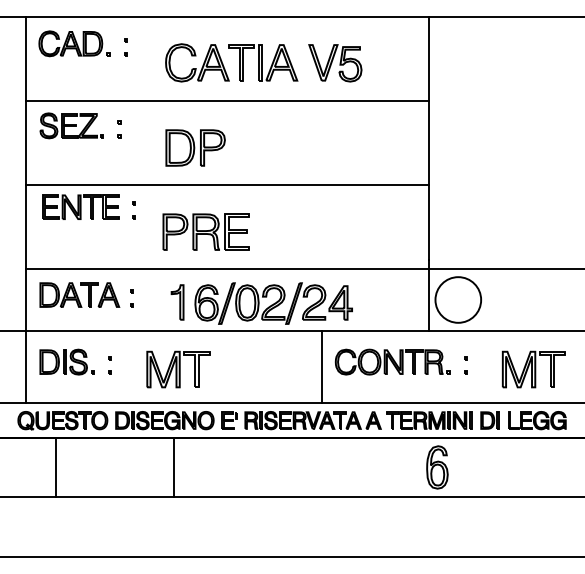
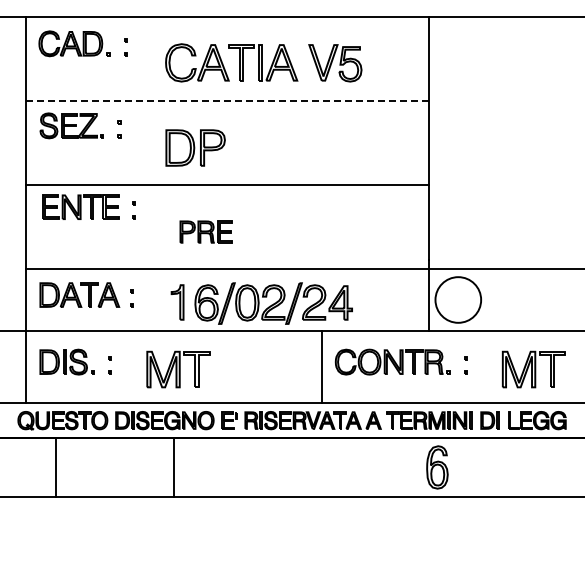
line: solid -> dashed (227, 101)
part size: 88x38 px -> 54x24 px (205, 231)
line: present -> none (291, 556)
